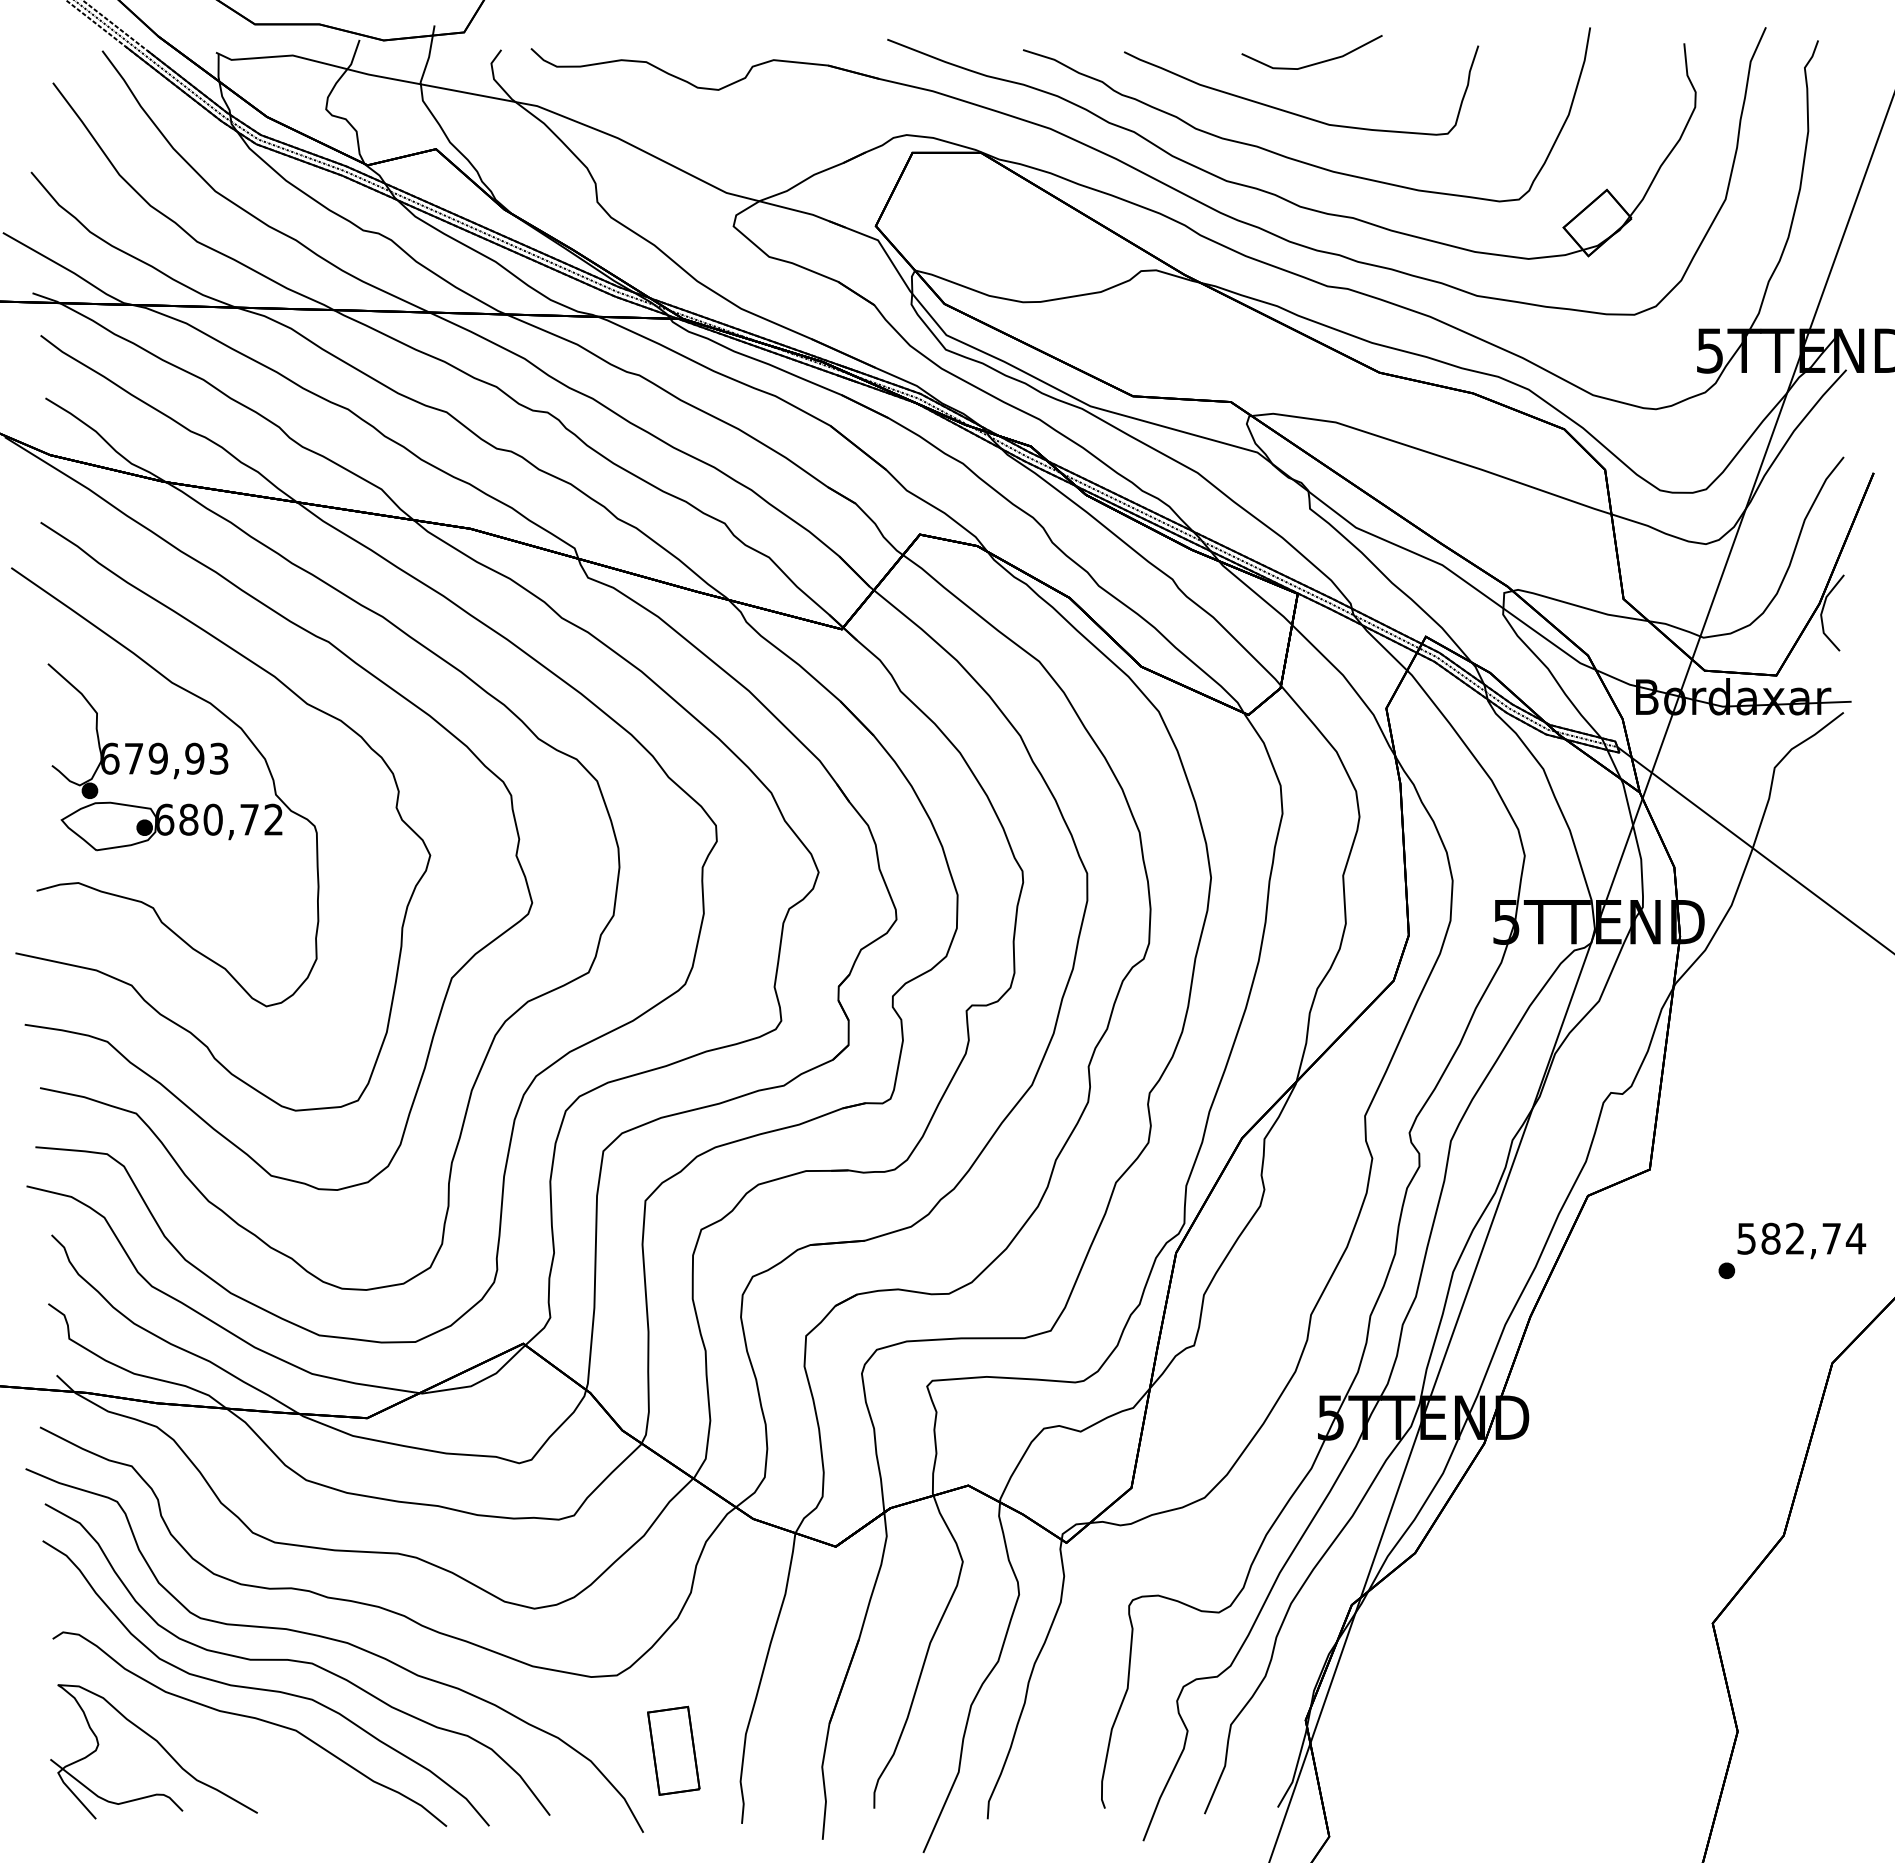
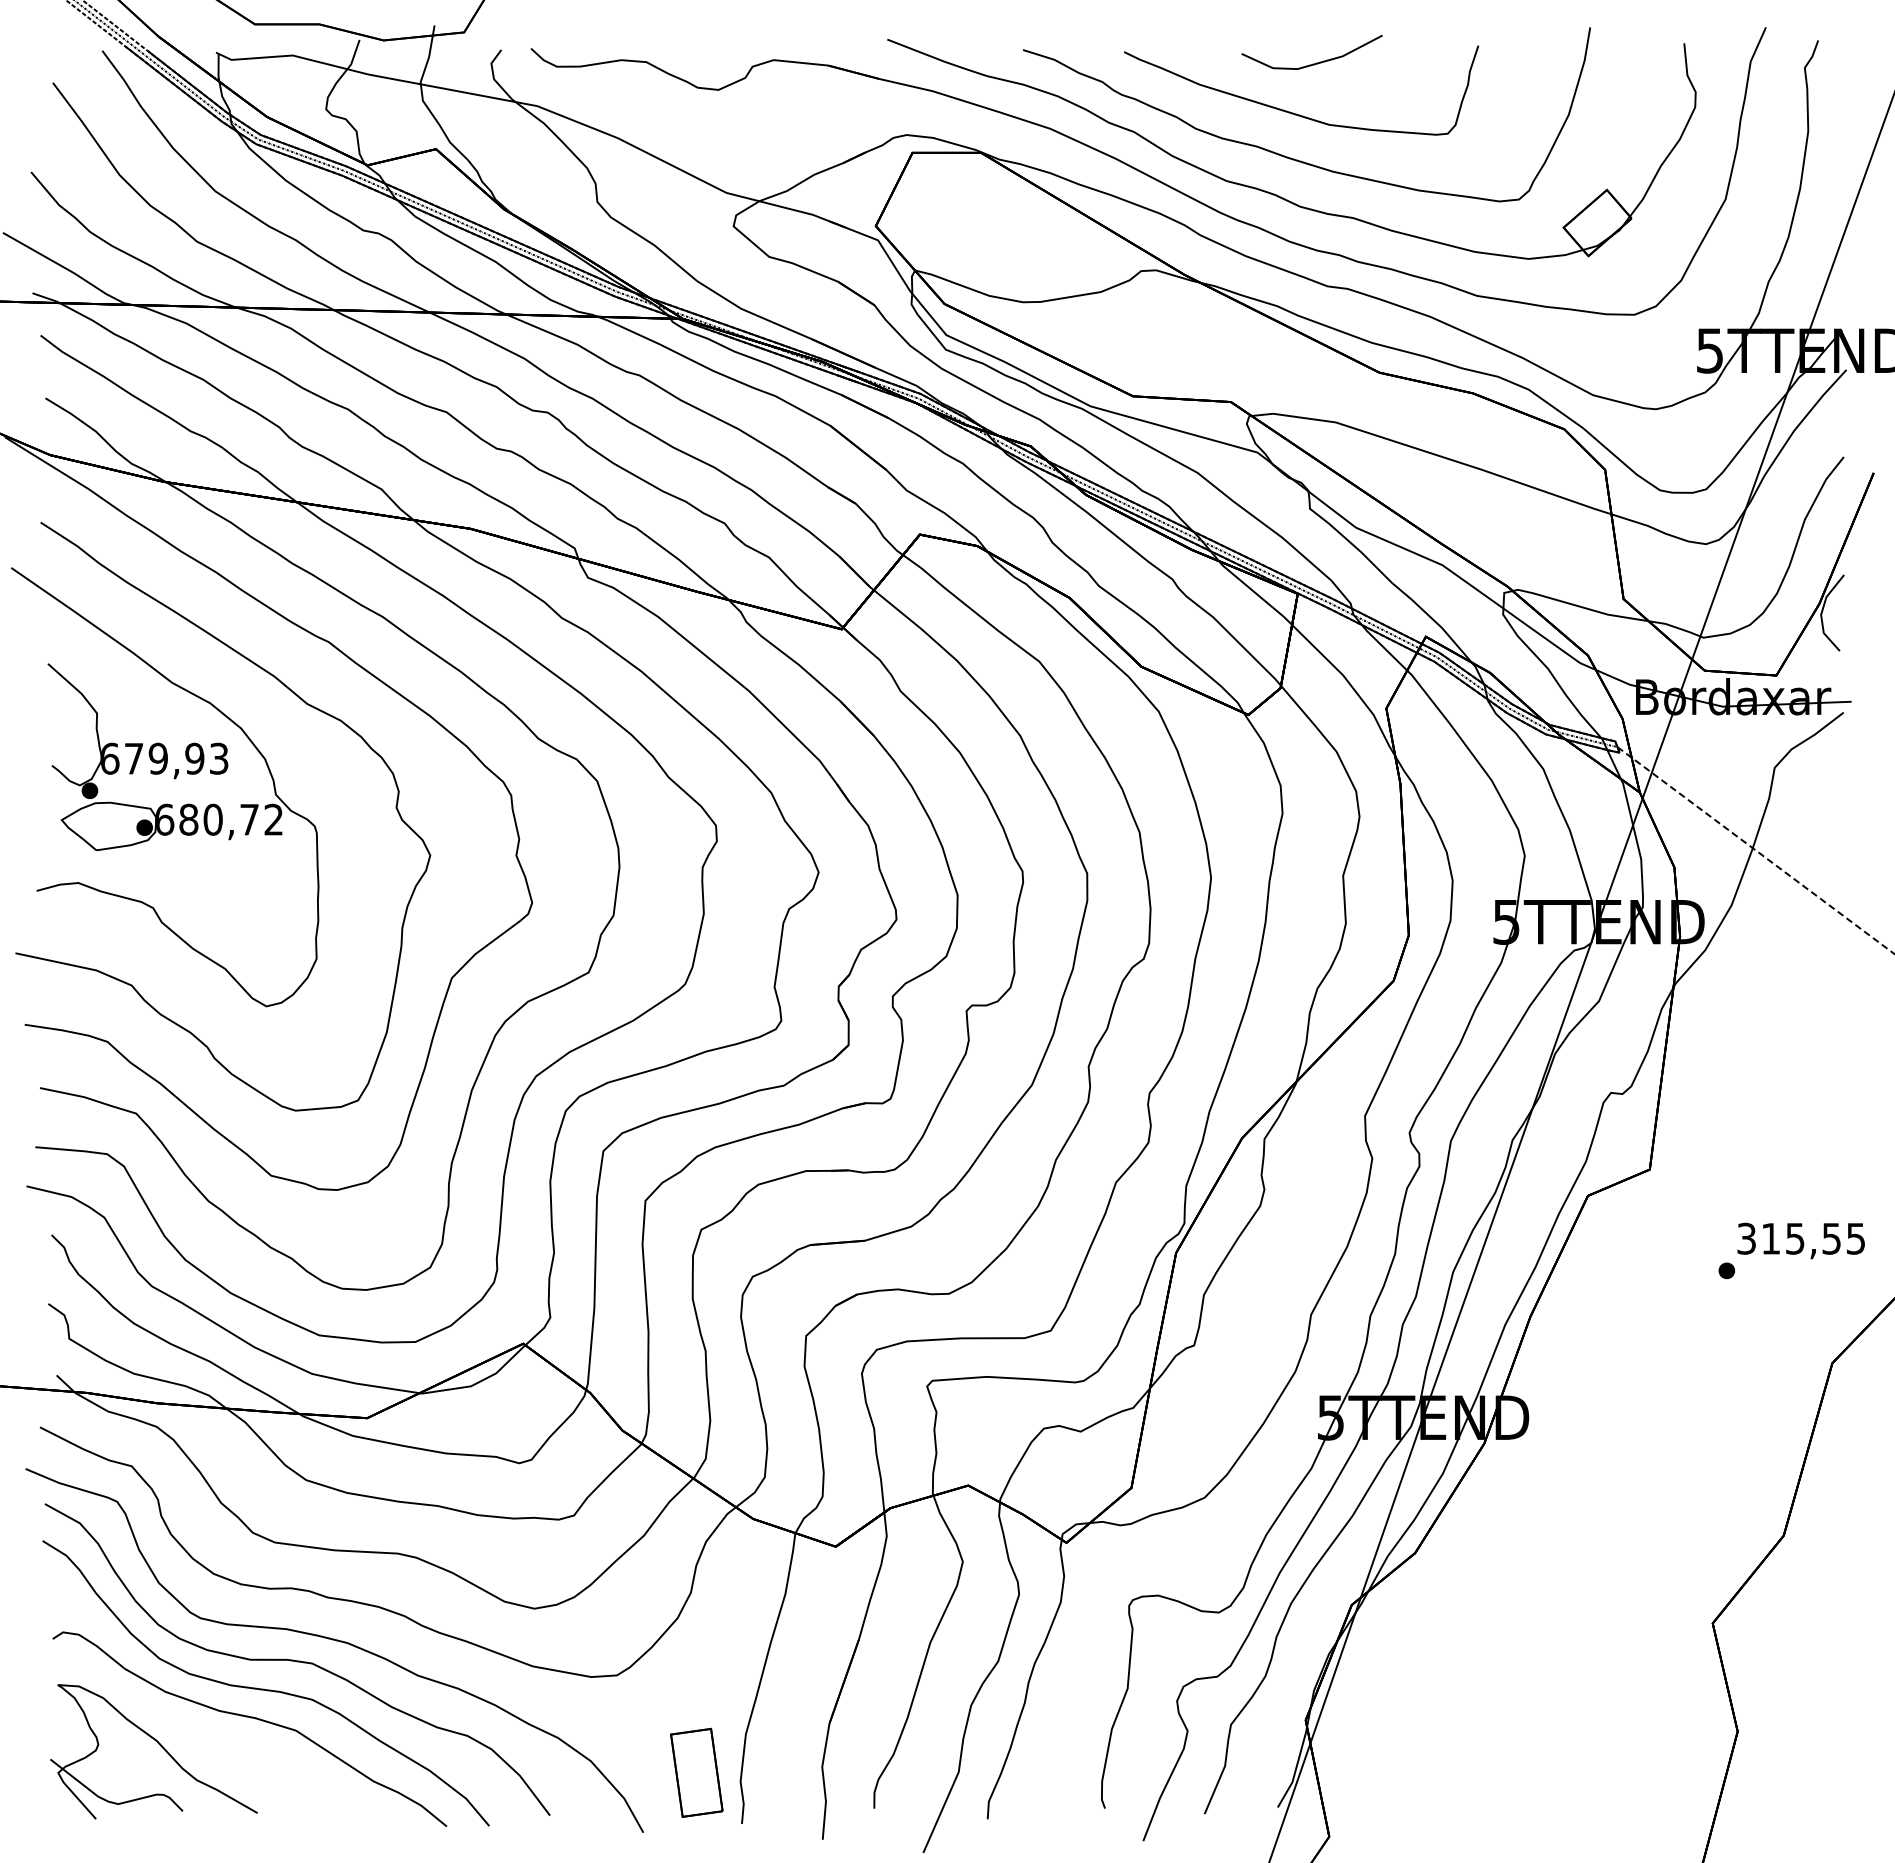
line: solid -> dashed (1755, 850)
text: 582,74 -> 315,55 (1802, 1238)
part position: (673, 1750) -> (696, 1772) (696, 1772)
